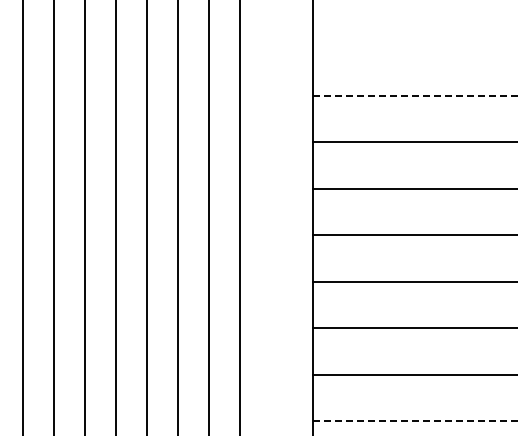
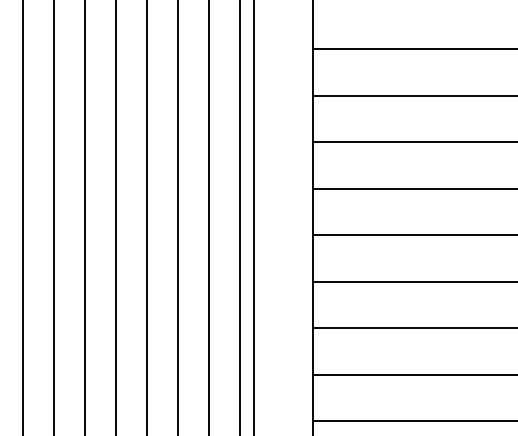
line: none -> present (413, 49)
line: dashed -> solid (415, 95)
line: none -> present (253, 217)
line: dashed -> solid (415, 421)
